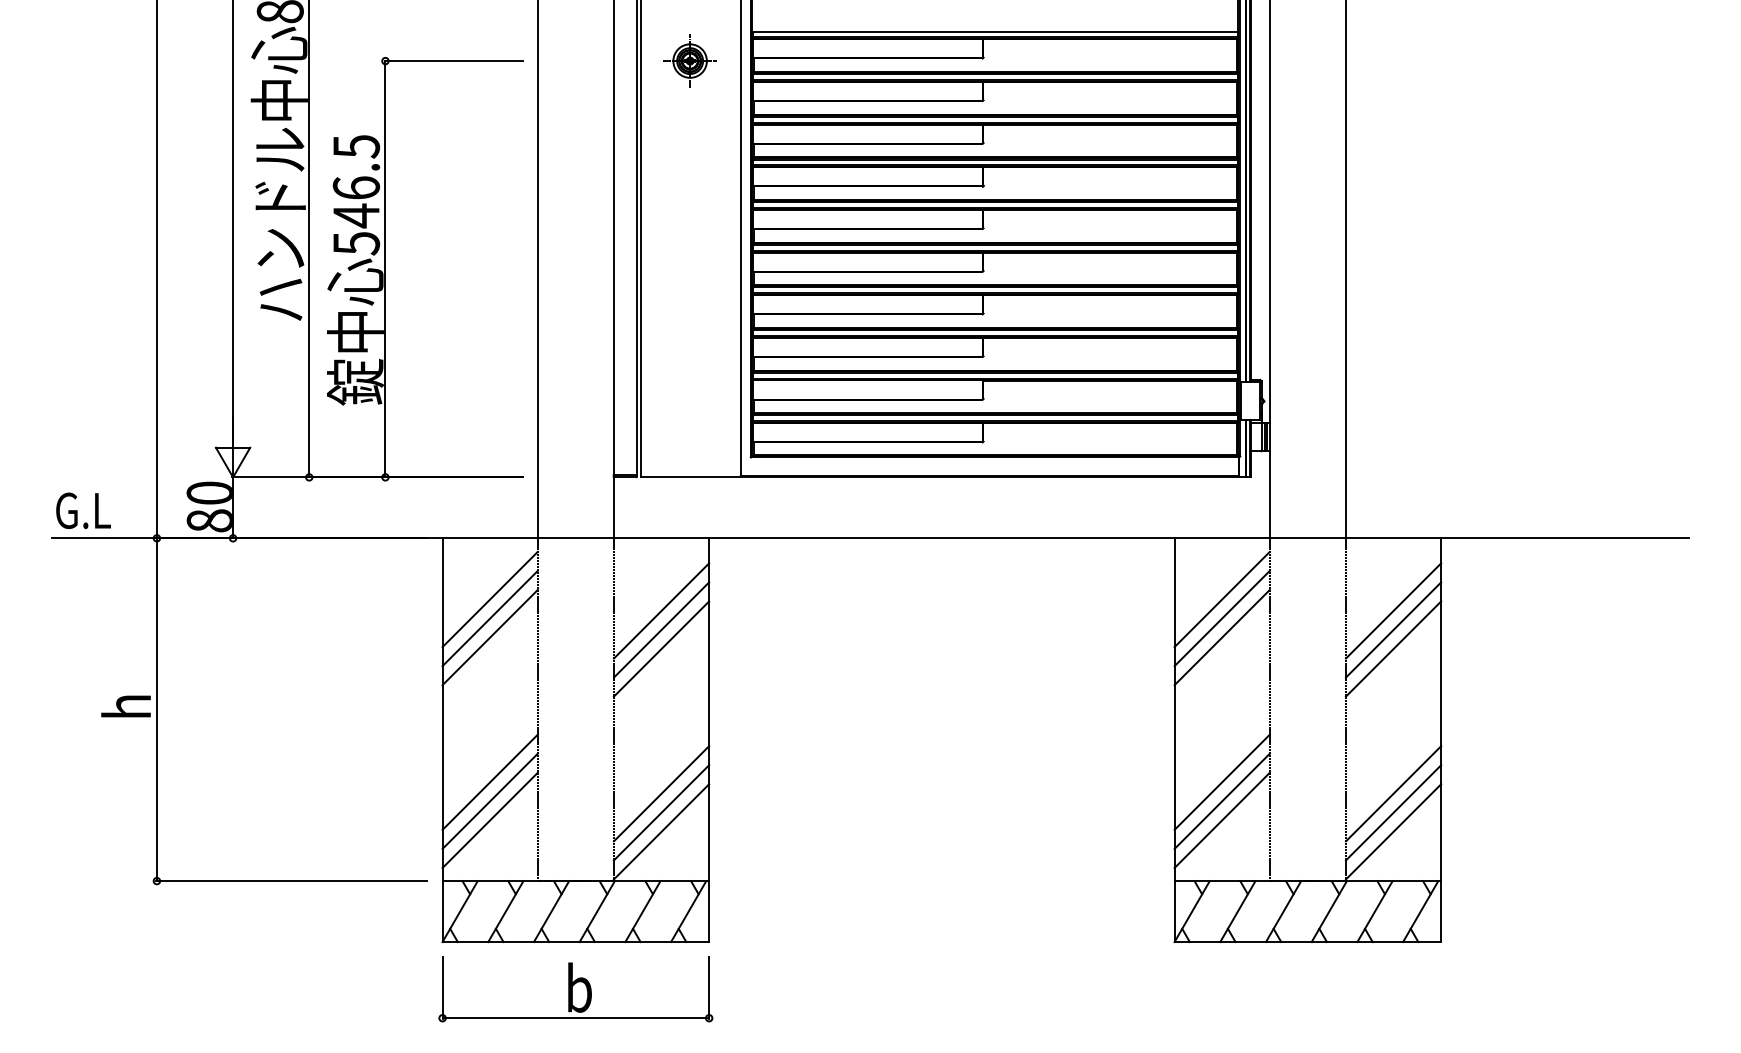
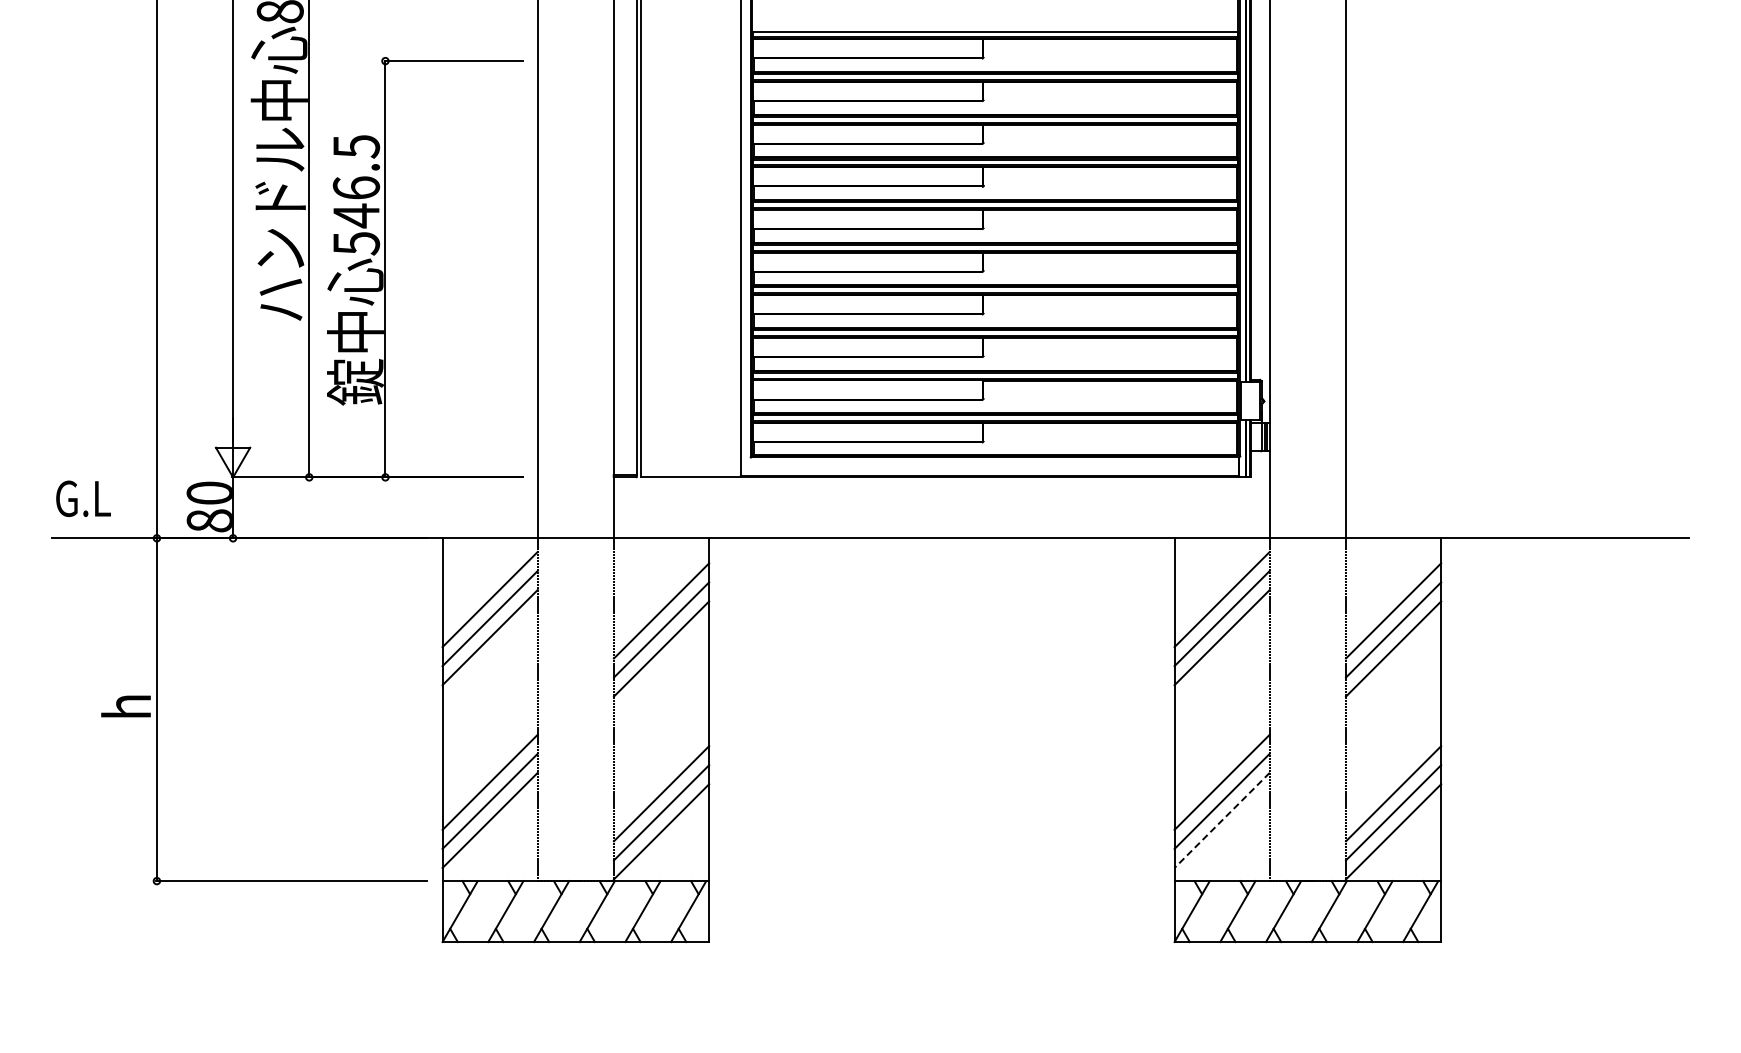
part: present -> none (689, 60)
text position: (83, 510) -> (83, 498) (83, 498)
line: solid -> dashed (1221, 820)
part: present -> none (575, 989)
